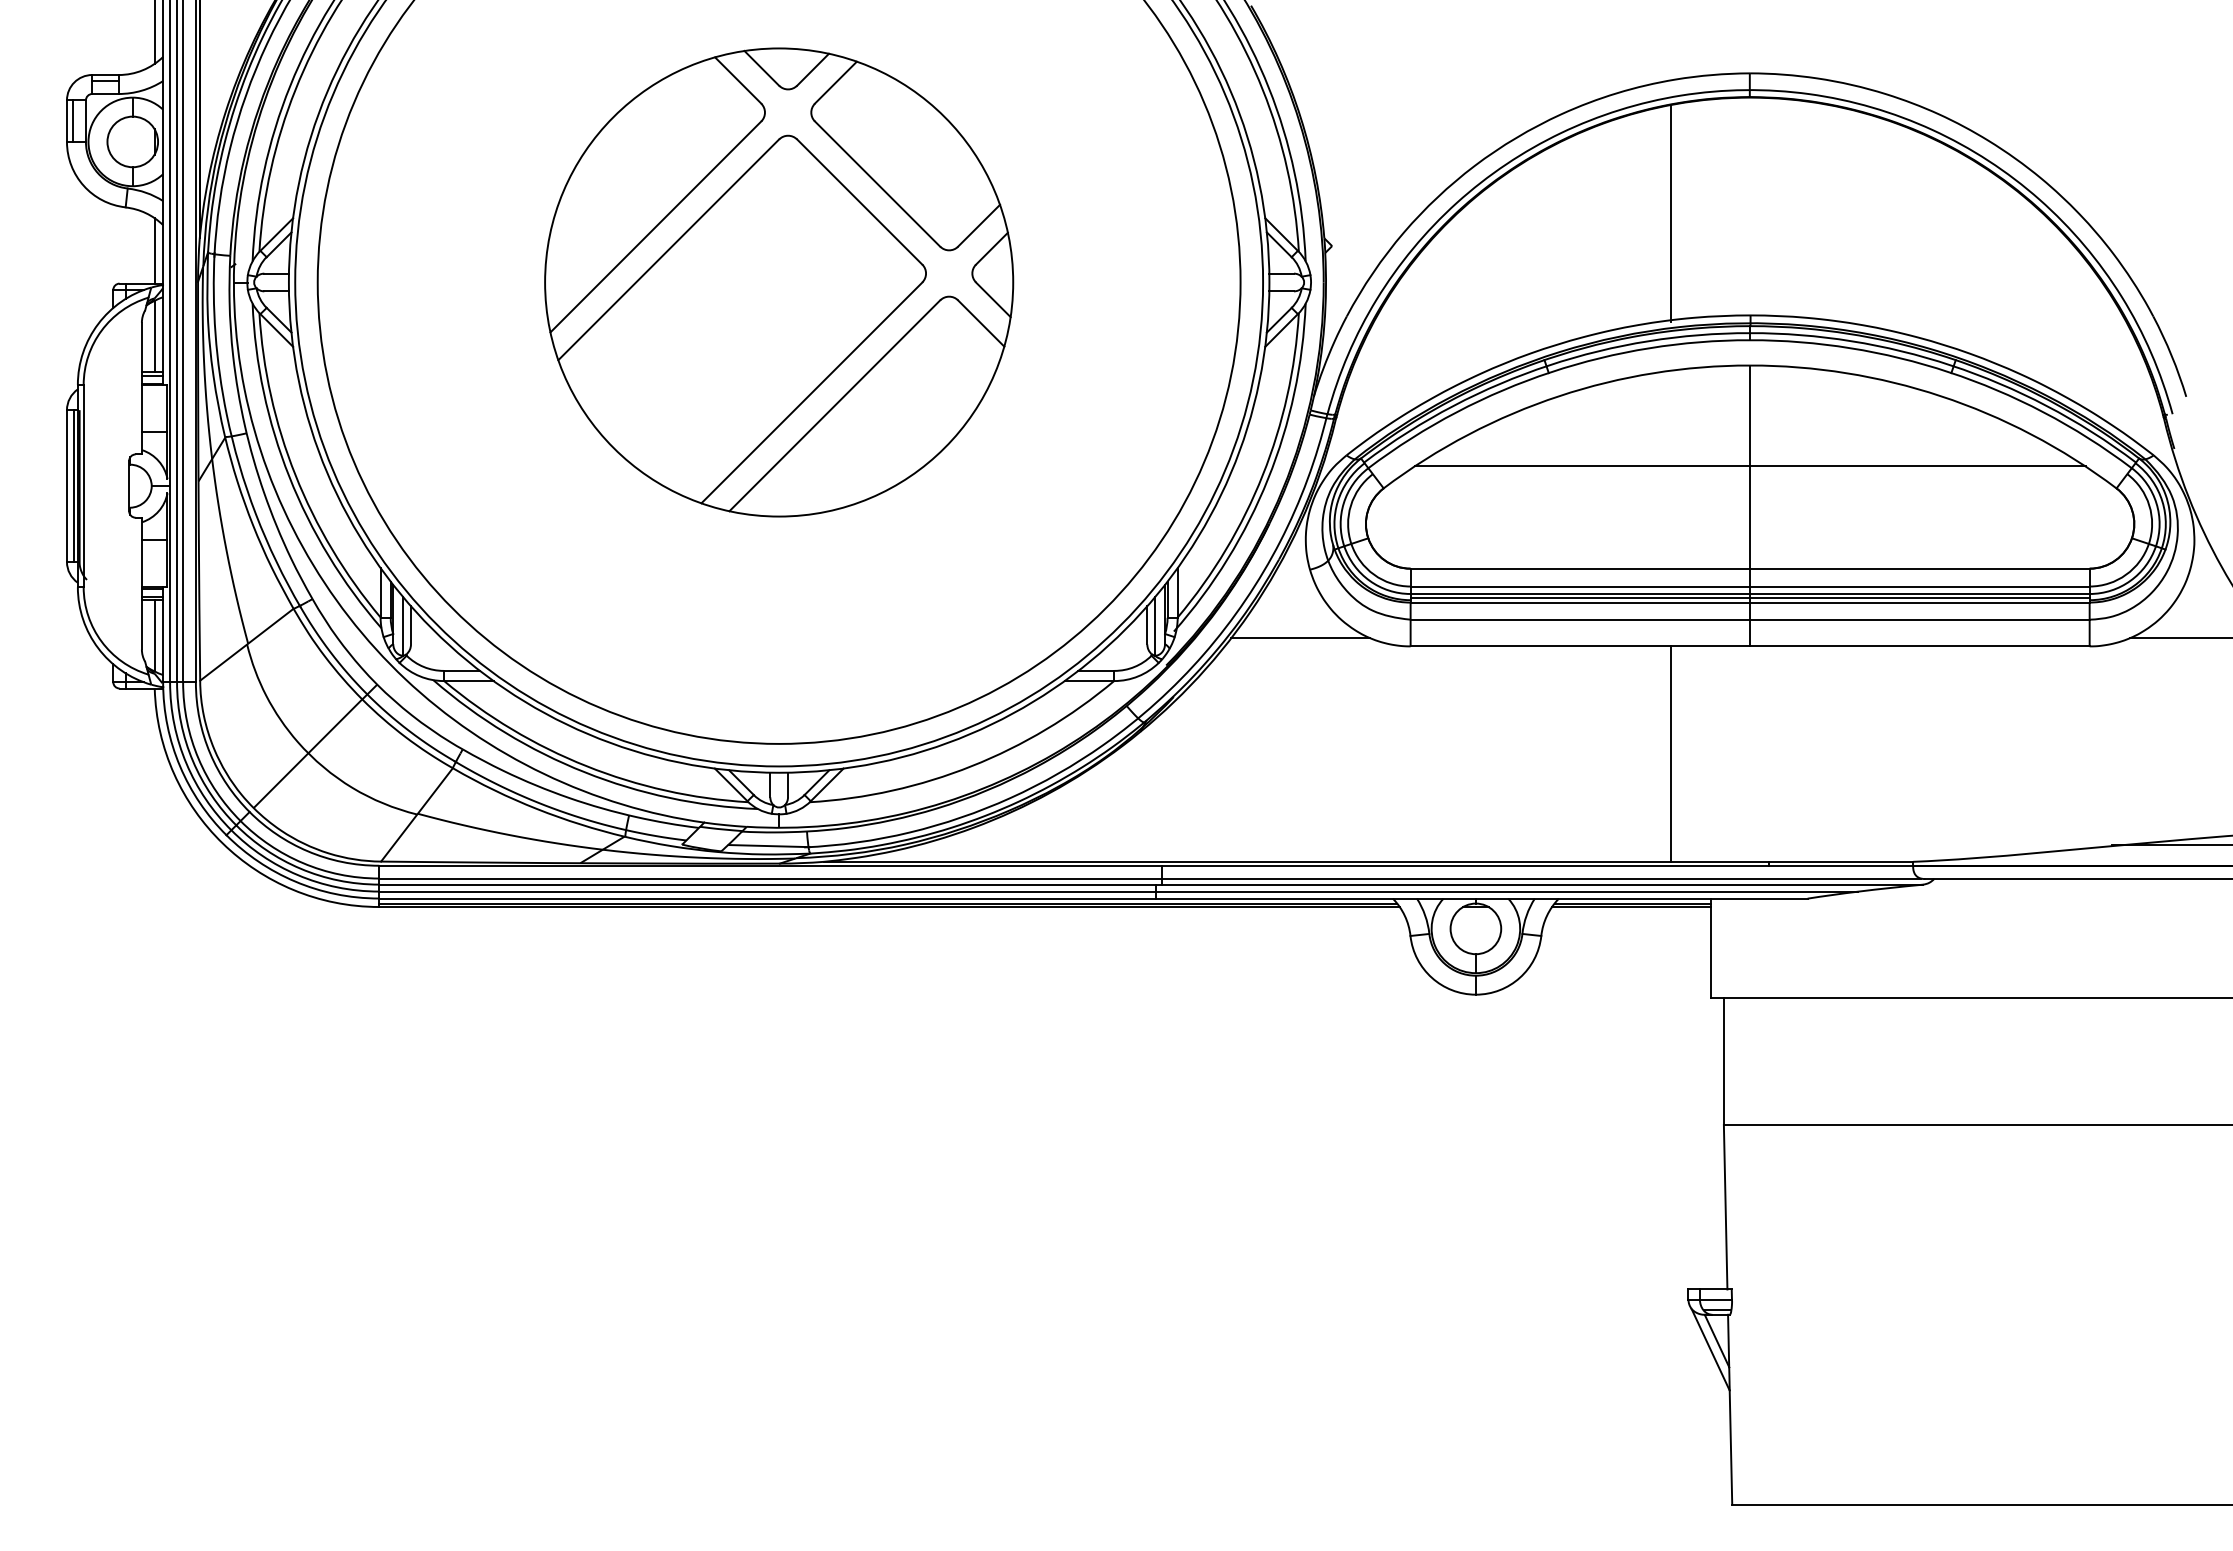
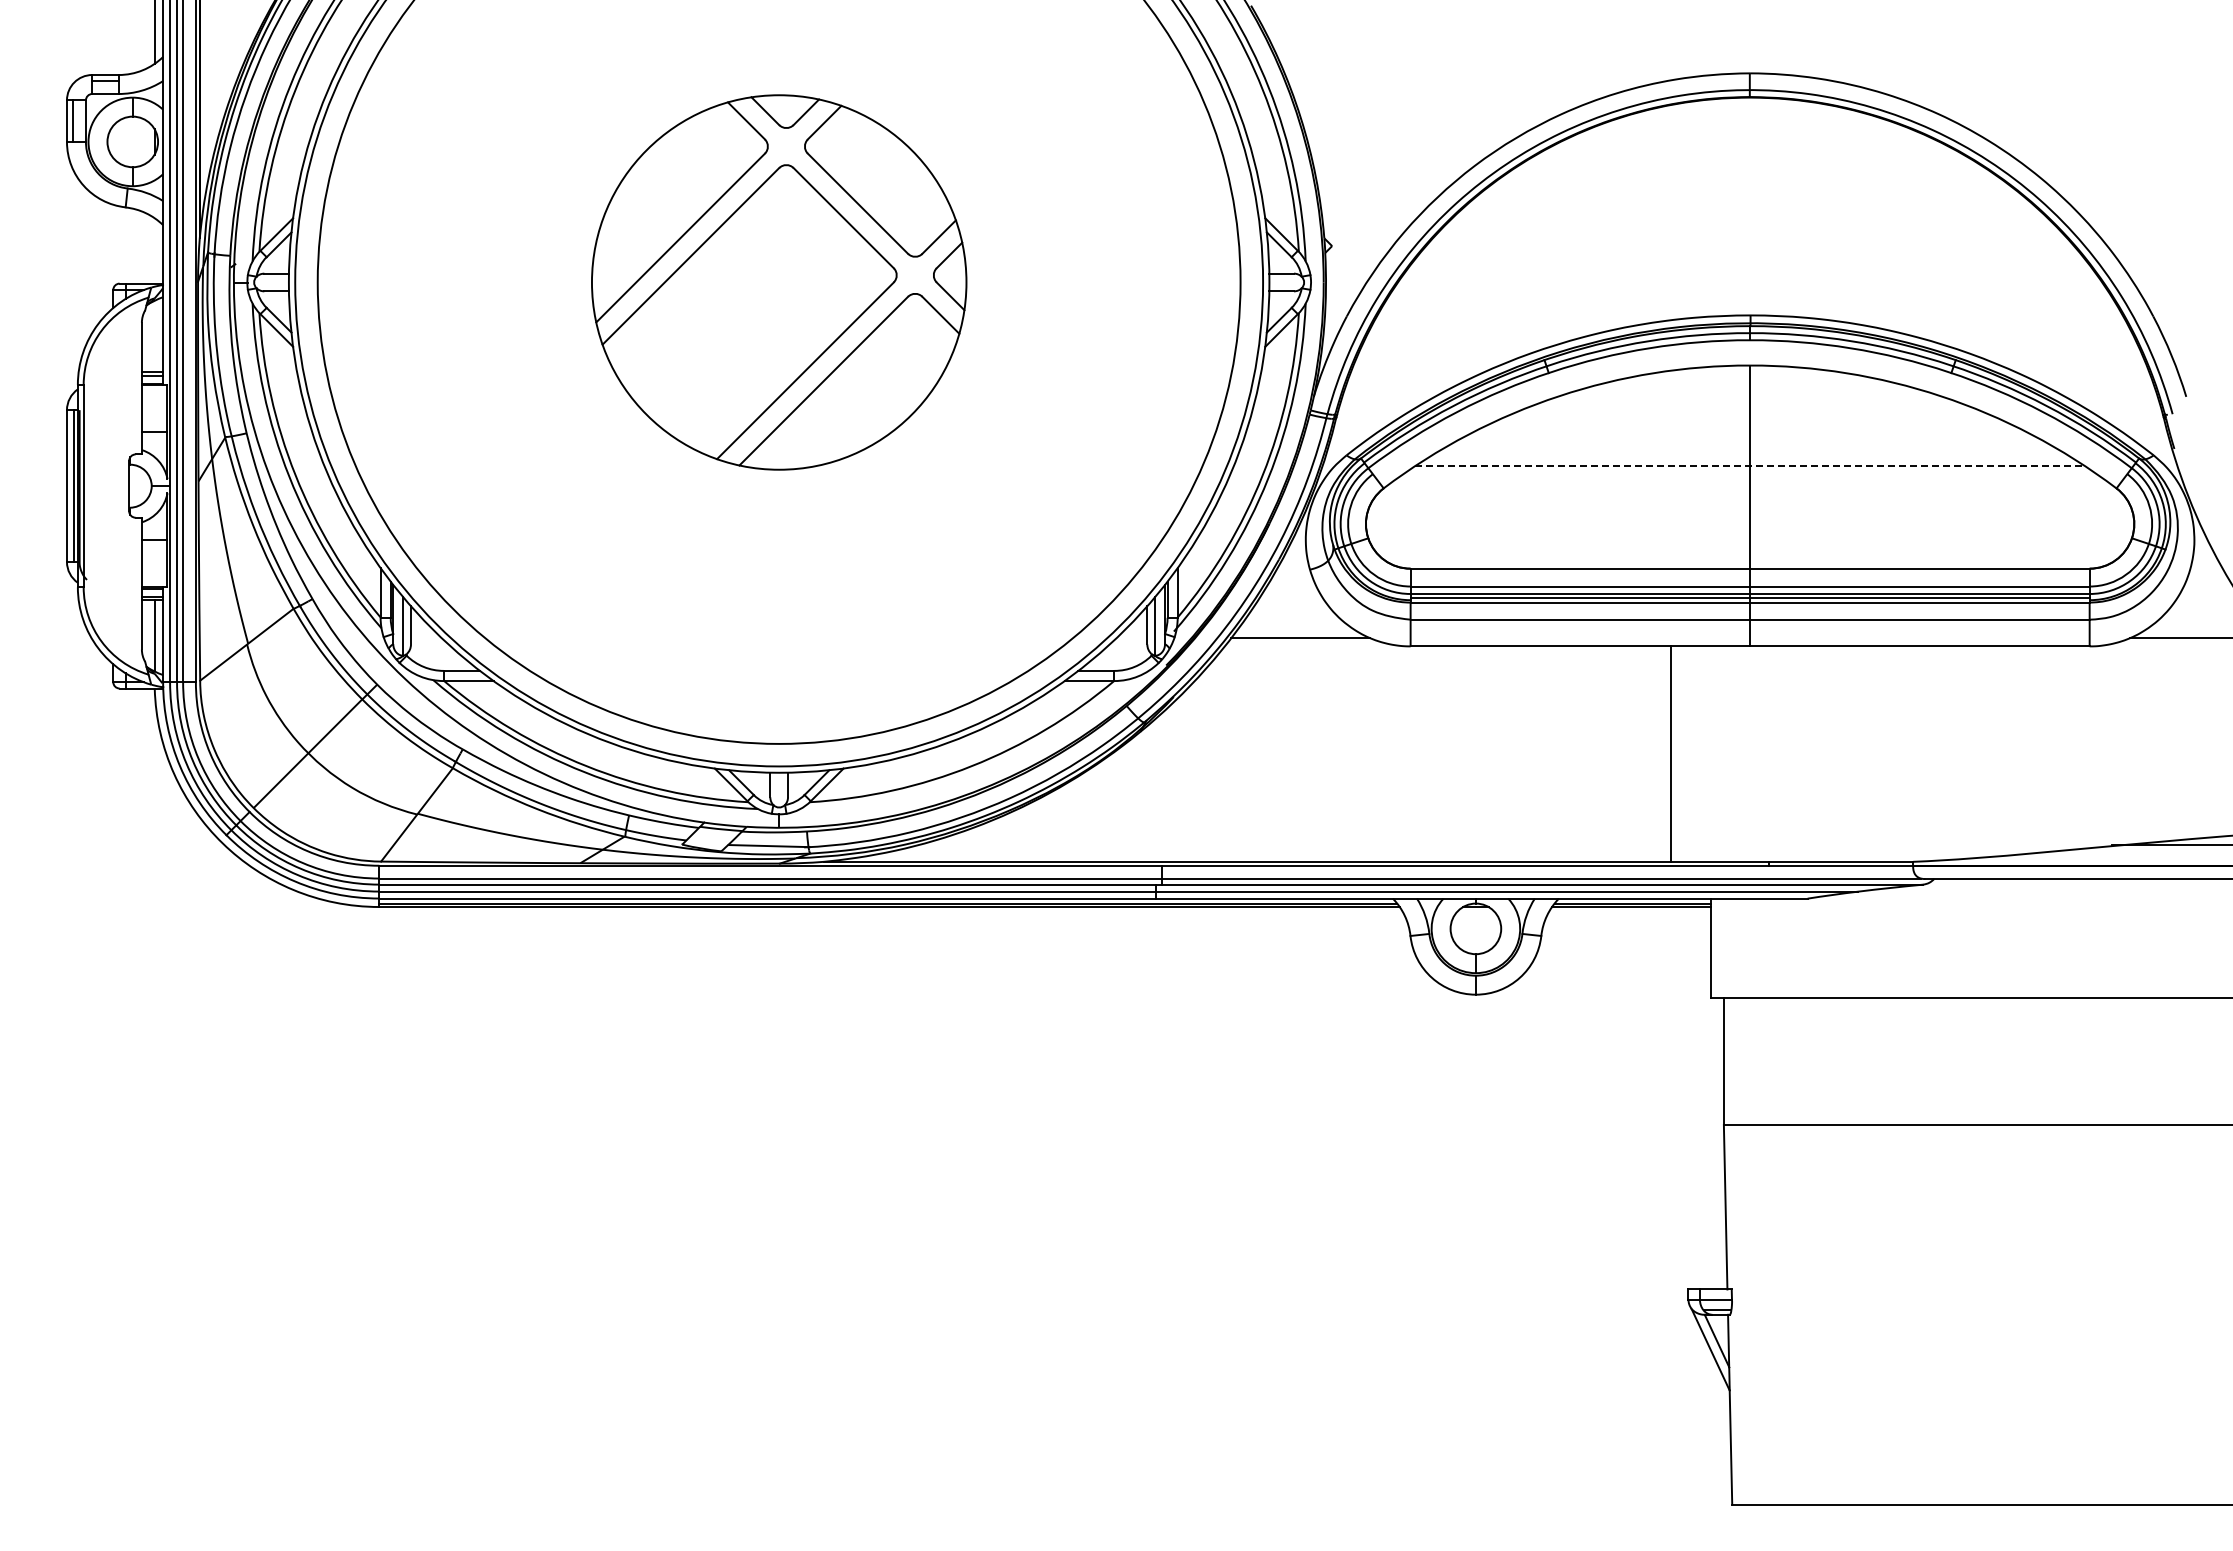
line: present -> none (1670, 213)
line: present -> none (154, 250)
part size: 471x471 px -> 377x377 px (779, 282)
line: present -> none (154, 336)
line: solid -> dashed (1750, 466)
